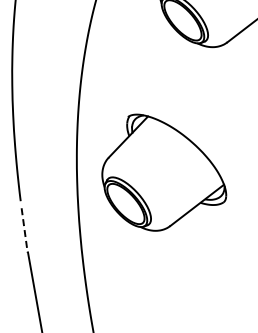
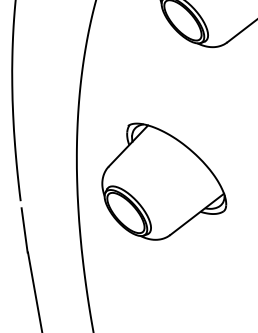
part position: (164, 172) -> (164, 181) (164, 181)
line: dashed -> solid (24, 230)
